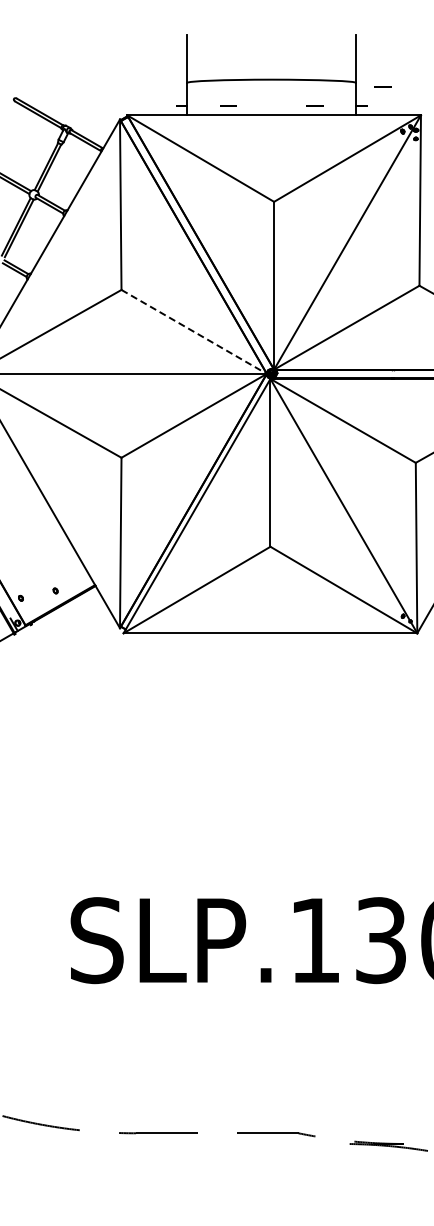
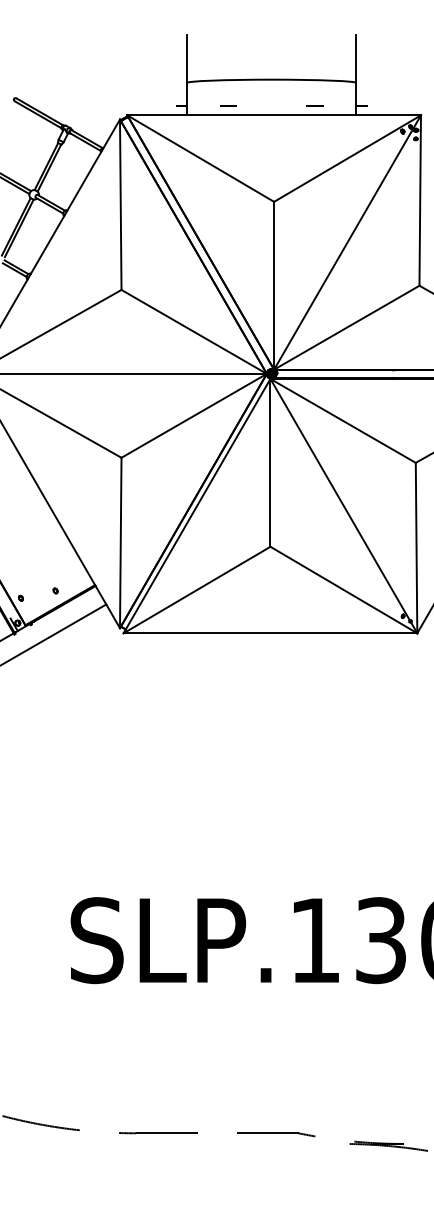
line: present -> none (382, 86)
line: dashed -> solid (193, 331)
line: none -> present (54, 634)
